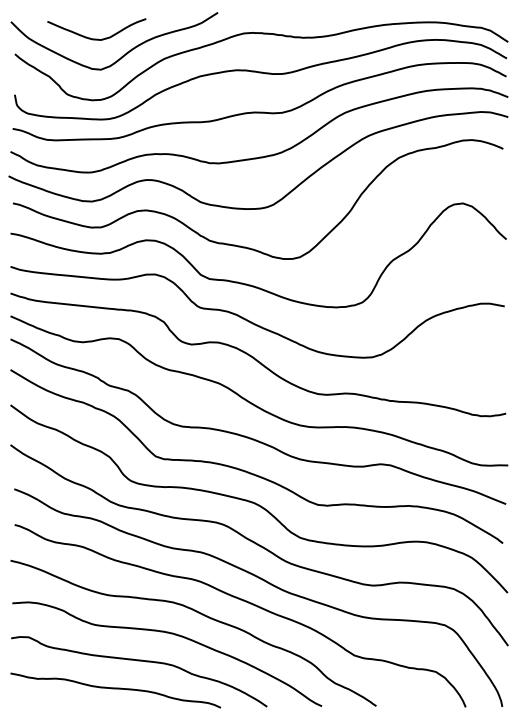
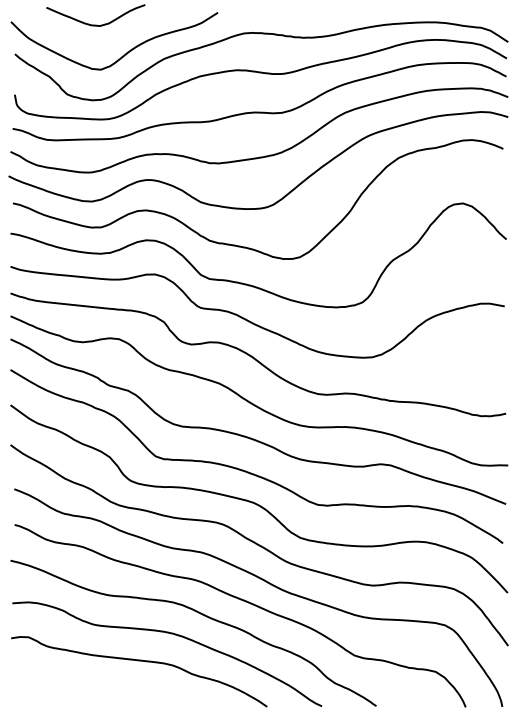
curve position: (96, 38) -> (95, 24) (95, 24)
curve: present -> none (115, 689)
